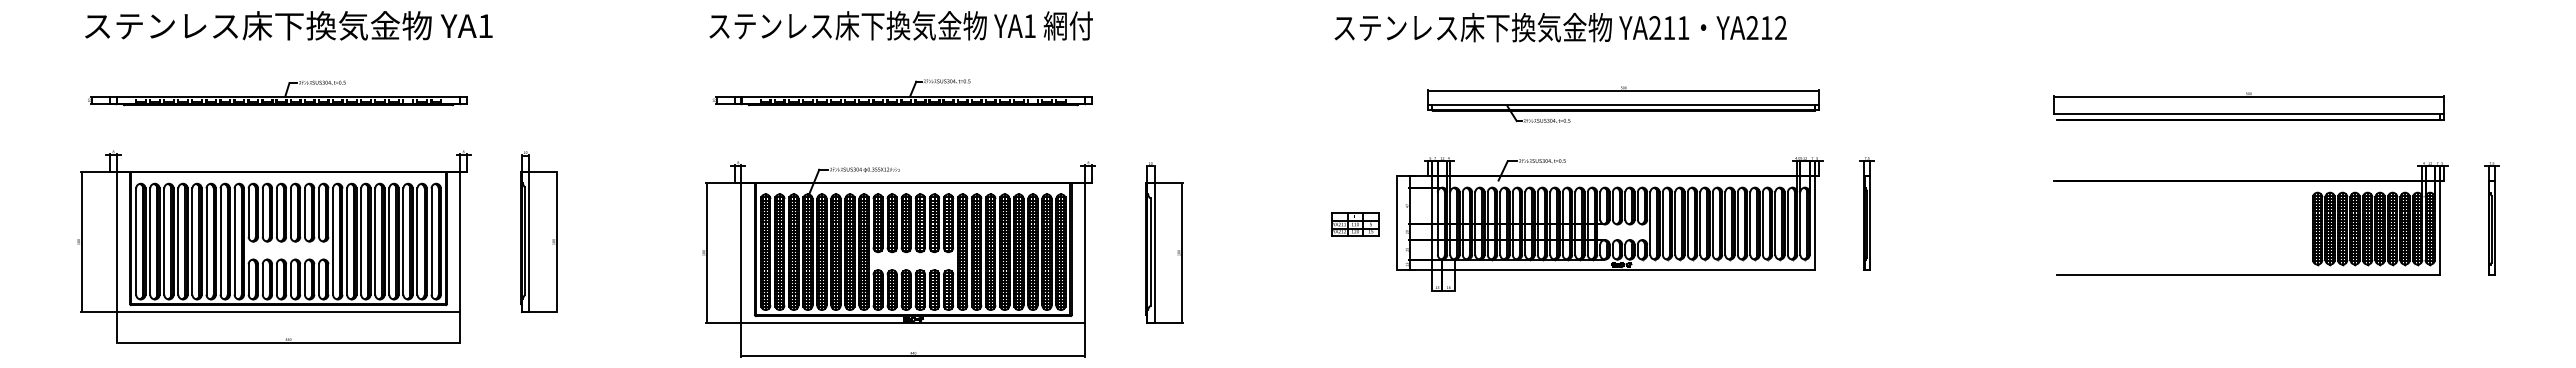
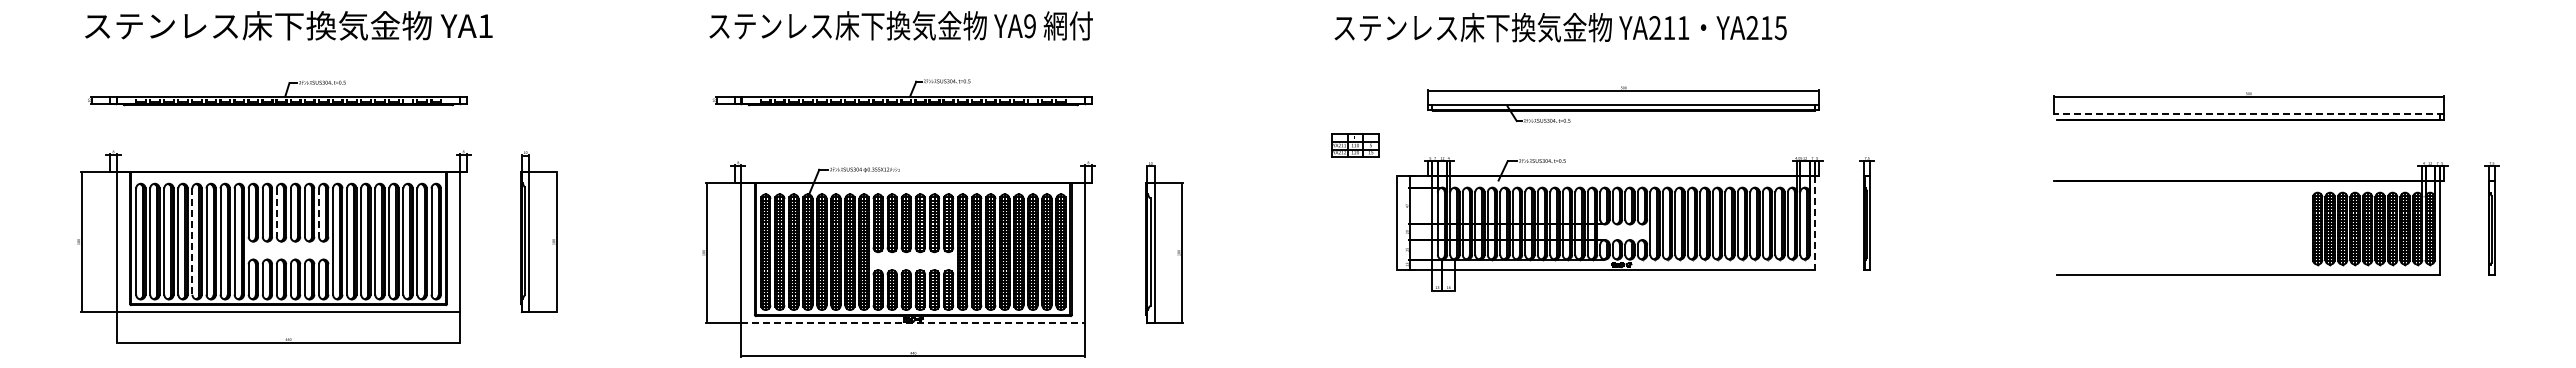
text: YA1 -> YA9 (1029, 26)
text: YA212 -> YA215 (1780, 28)
line: solid -> dashed (2248, 114)
line: solid -> dashed (276, 213)
line: solid -> dashed (319, 213)
line: solid -> dashed (1815, 222)
part position: (1355, 224) -> (1355, 145) (1355, 145)
line: solid -> dashed (192, 242)
line: solid -> dashed (913, 323)
